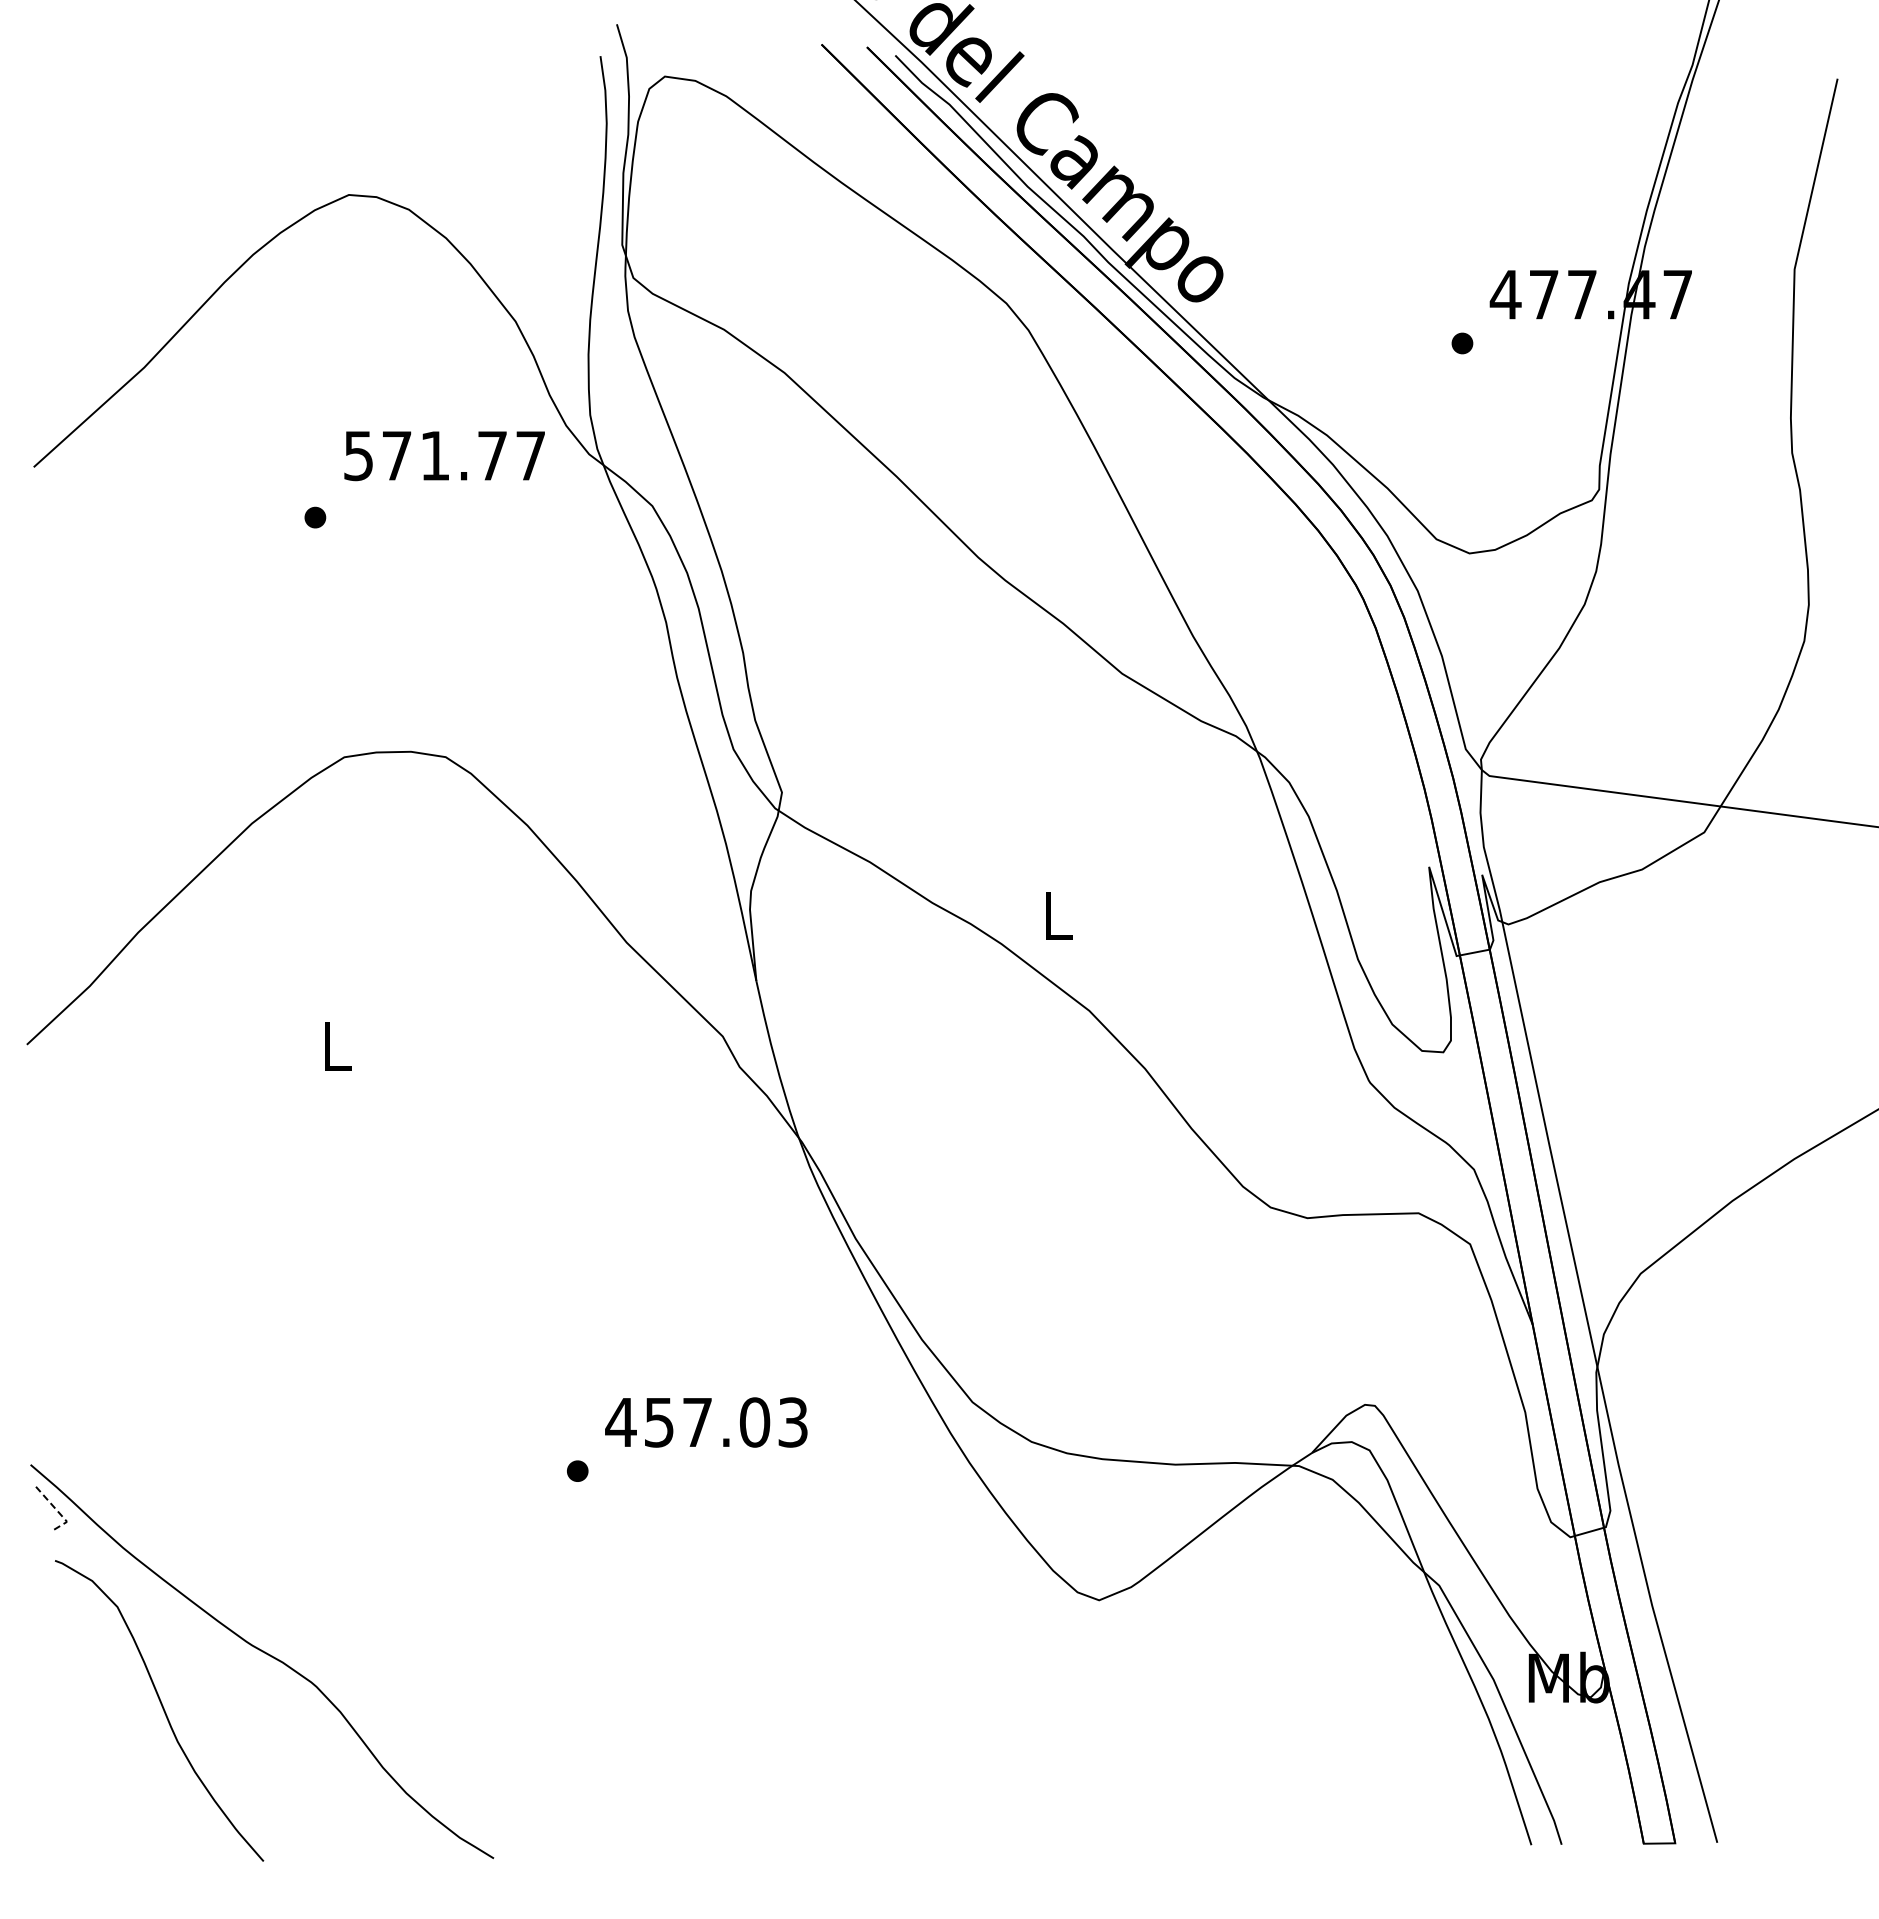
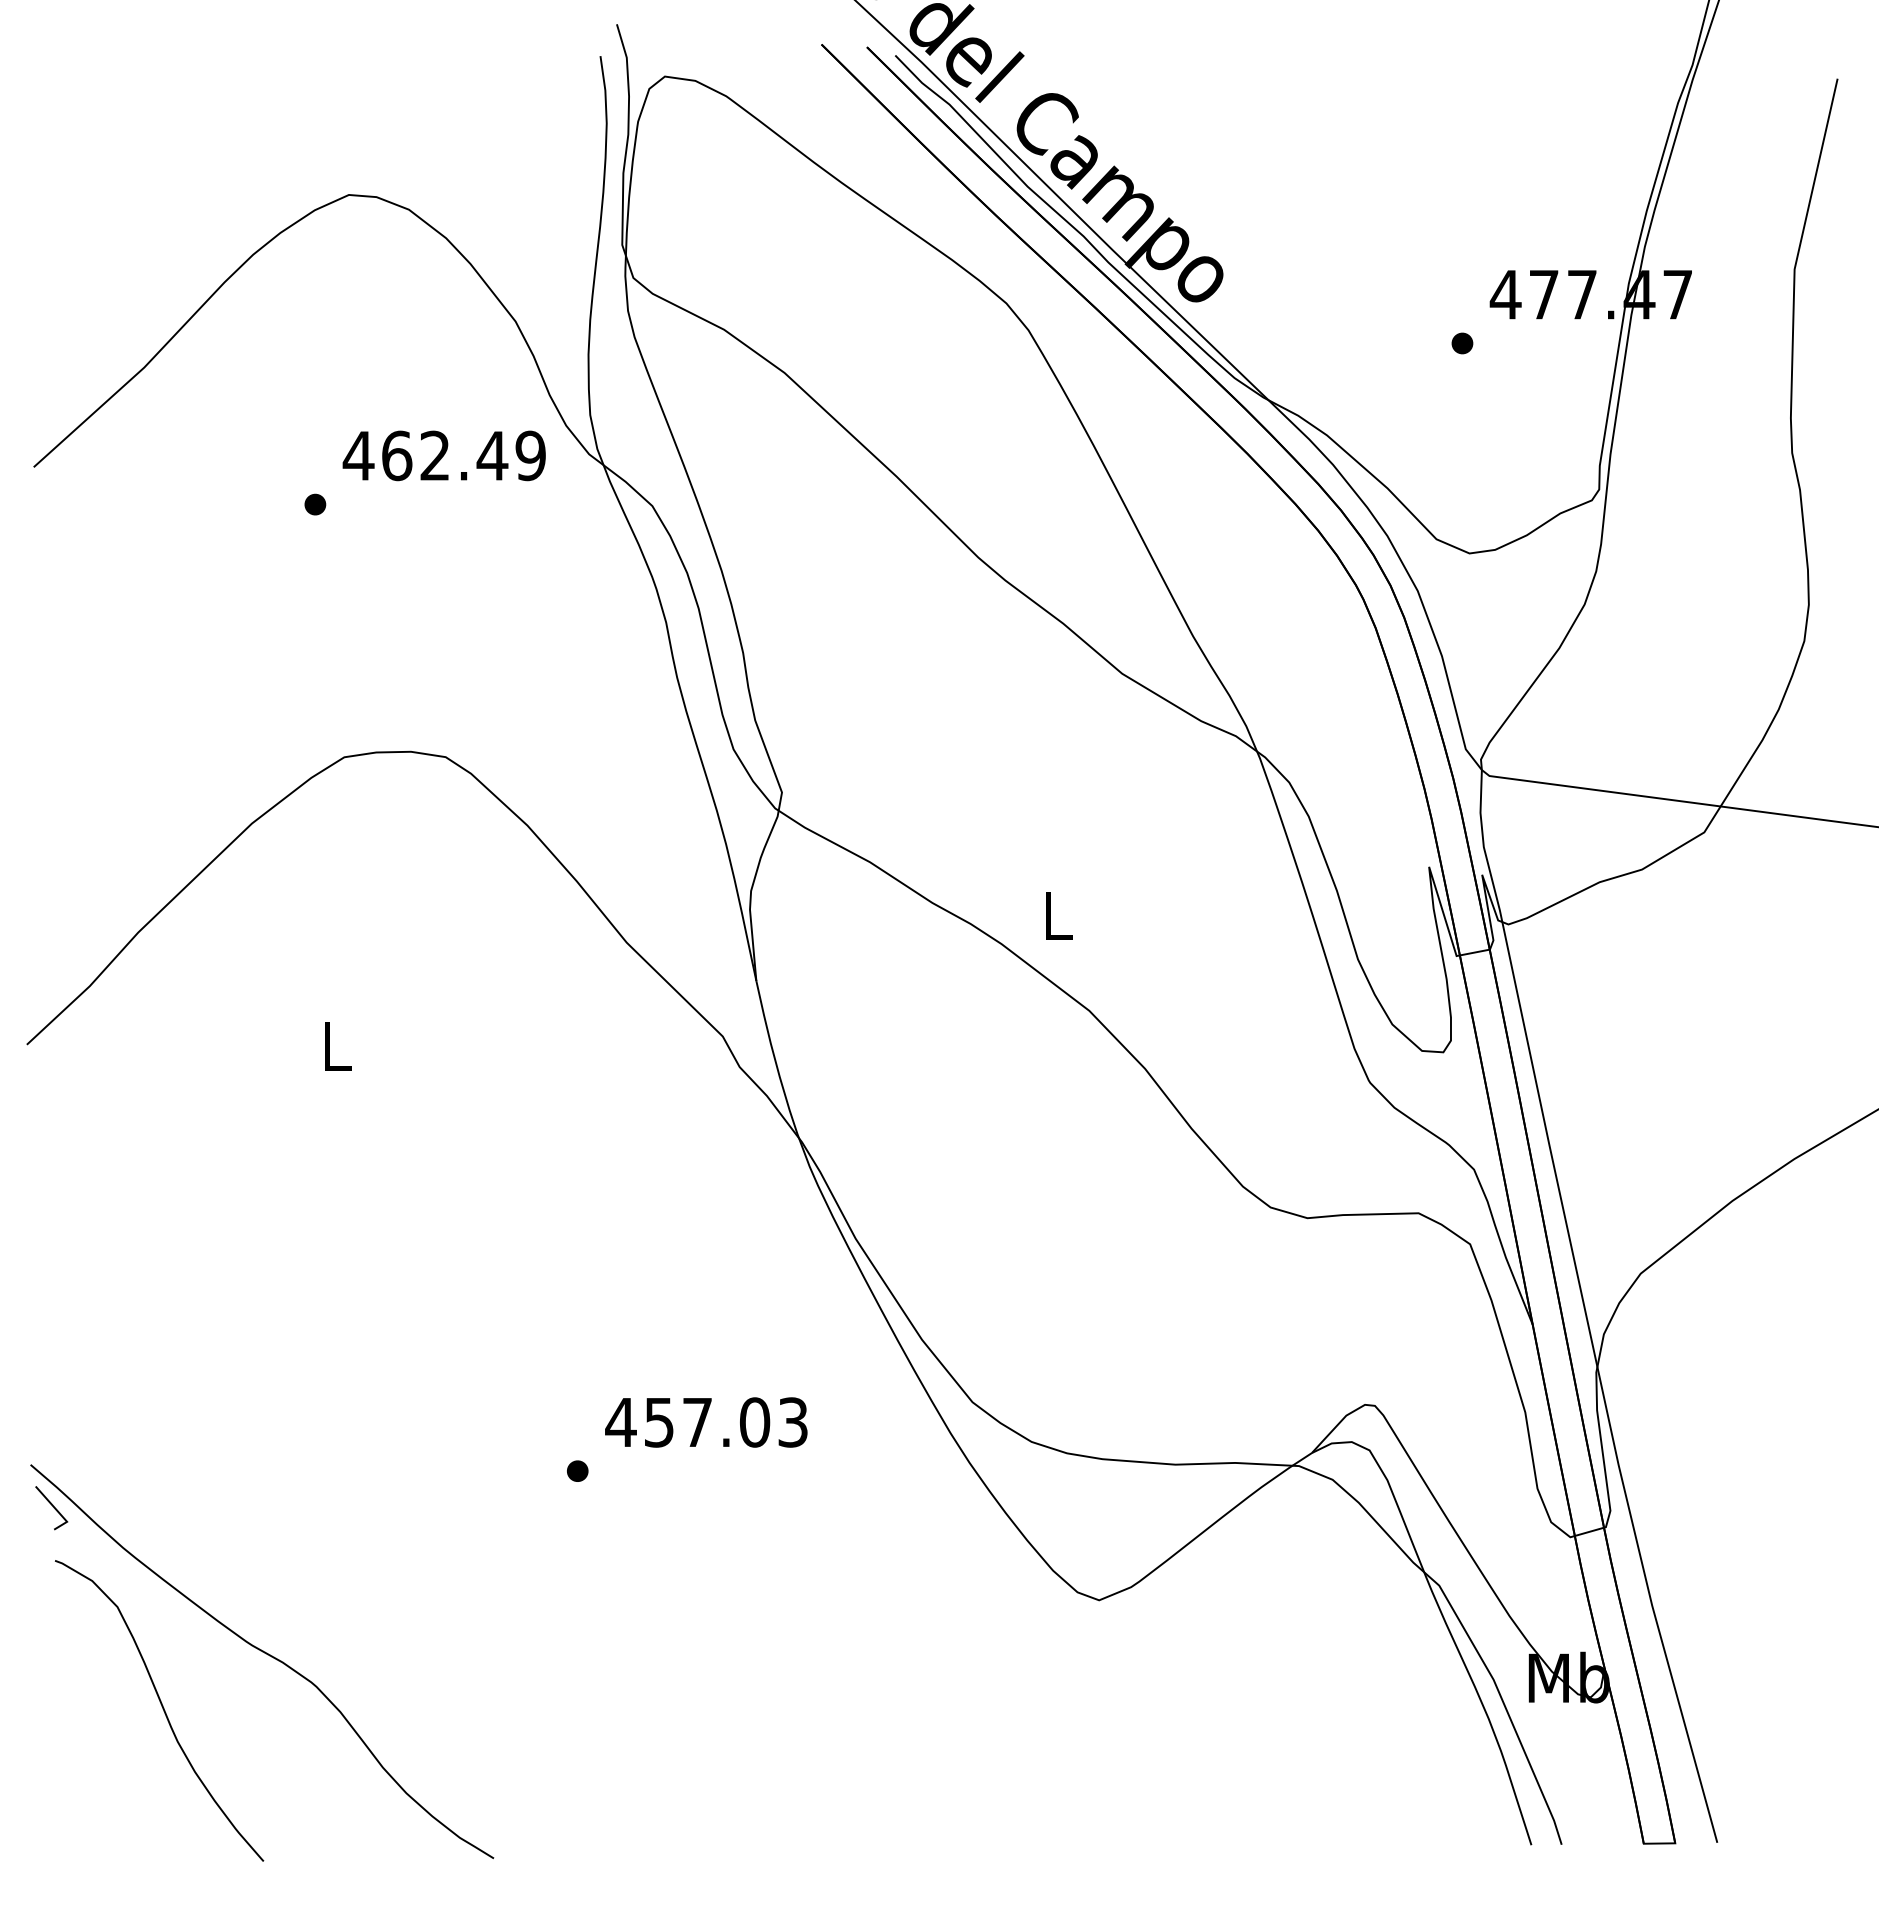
text: 571.77 -> 462.49 (443, 455)
part position: (315, 517) -> (315, 504) (315, 504)
line: dashed -> solid (56, 1510)
